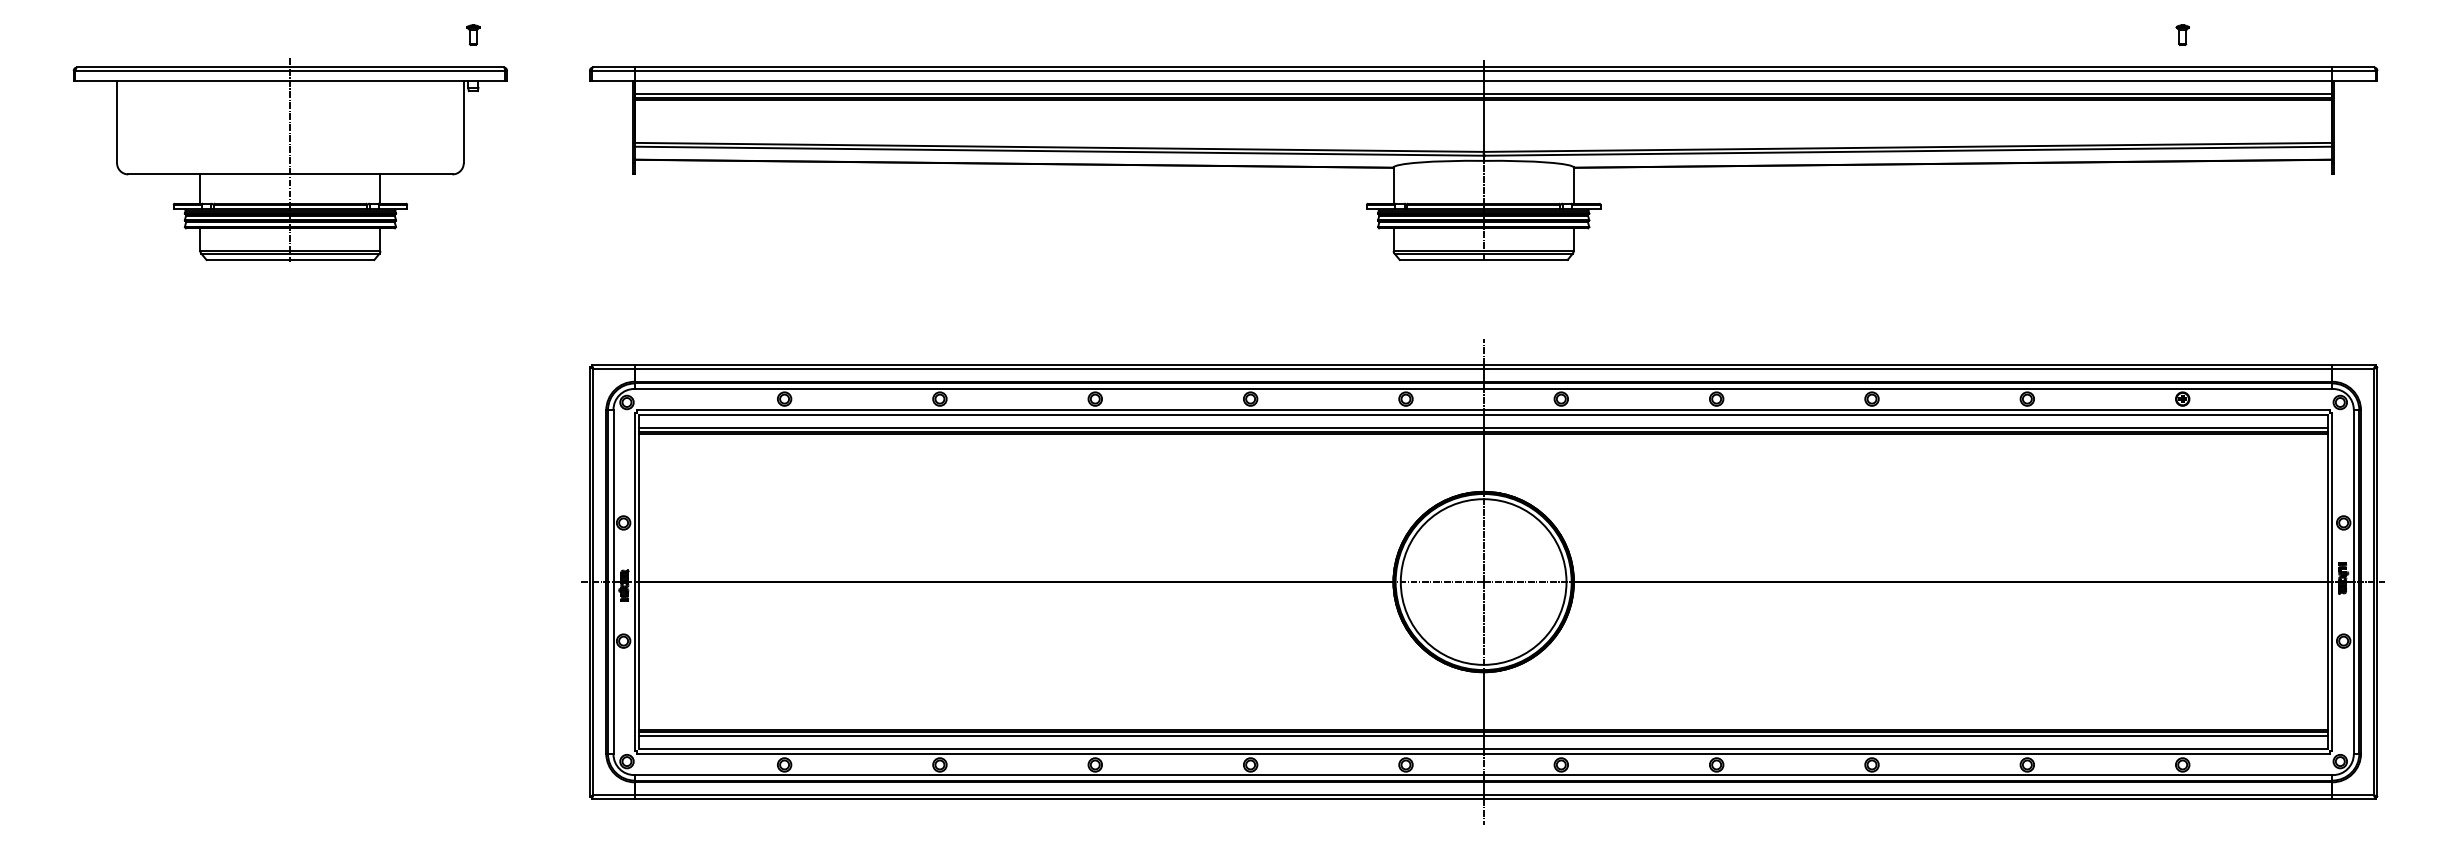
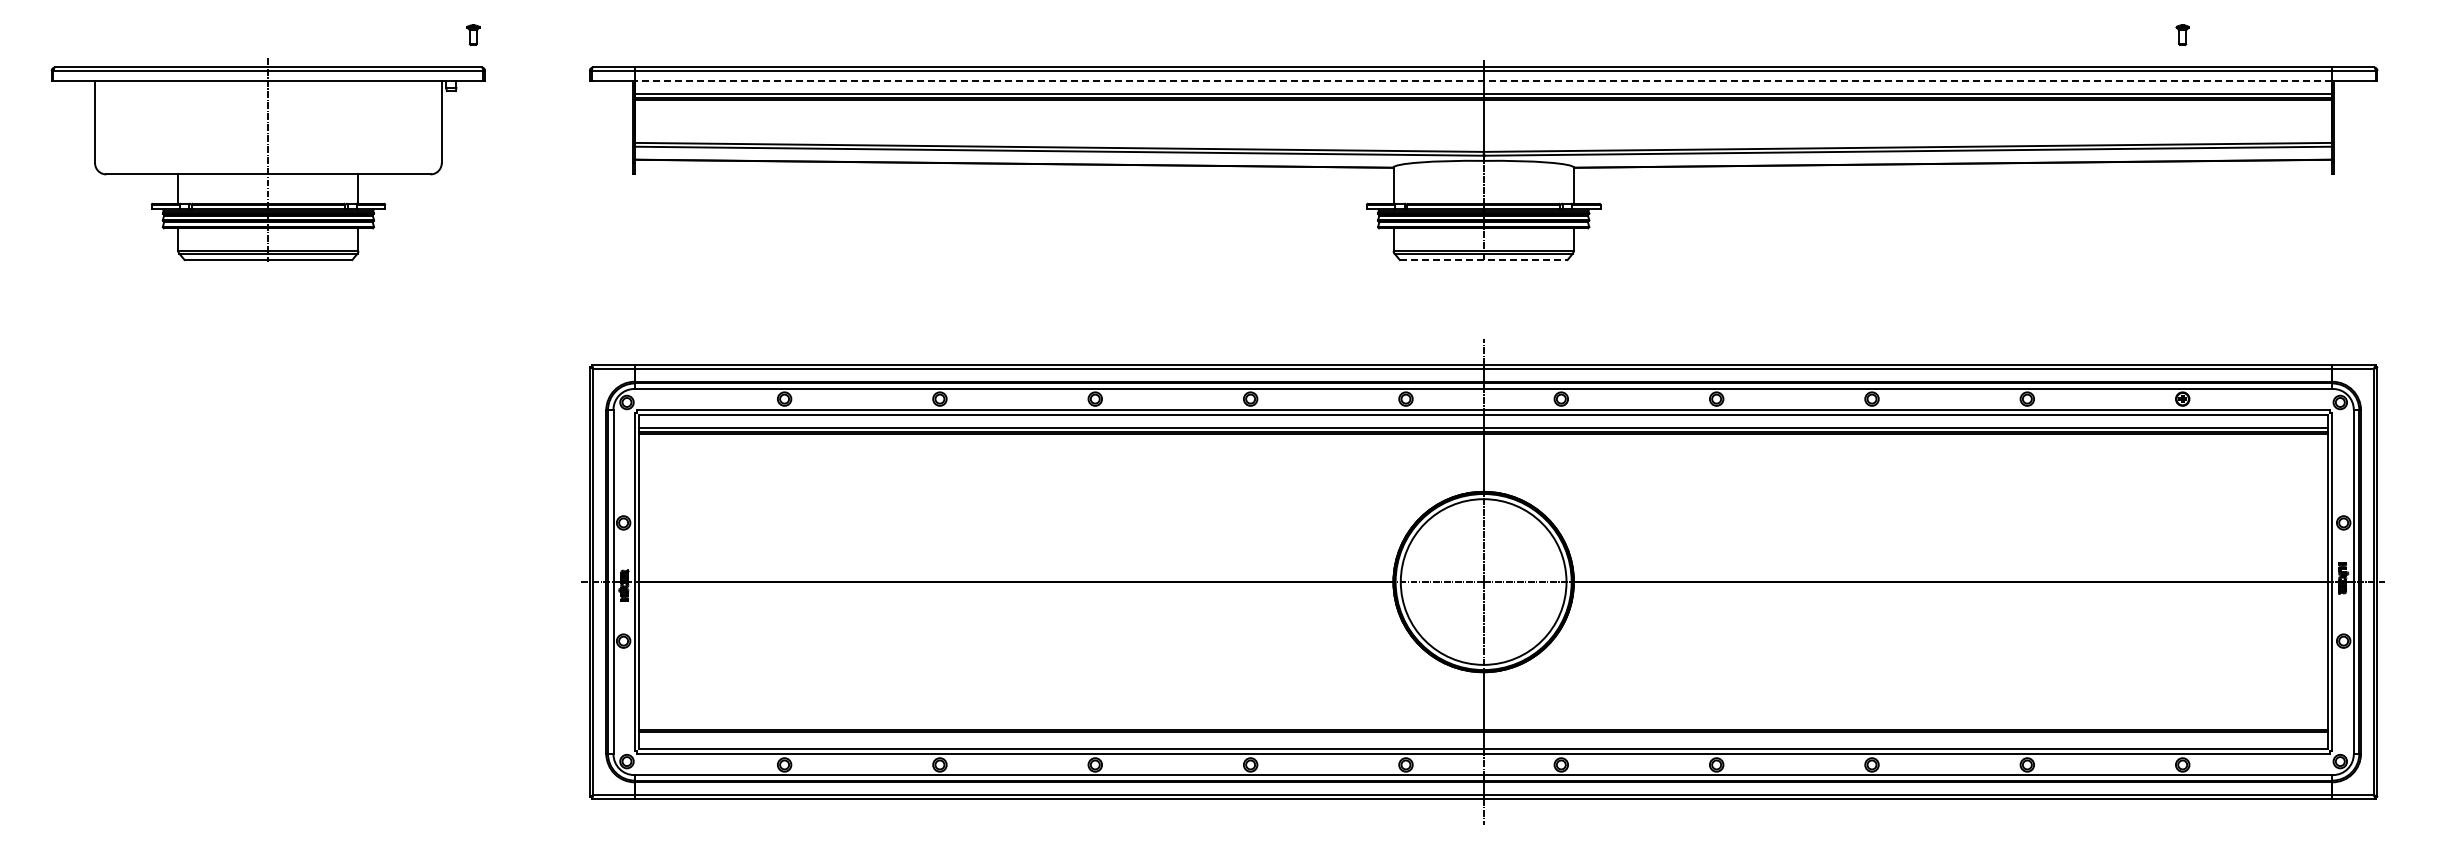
line: solid -> dashed (1483, 80)
part position: (289, 159) -> (267, 159) (267, 159)
line: solid -> dashed (1483, 259)
line: present -> none (1483, 735)
